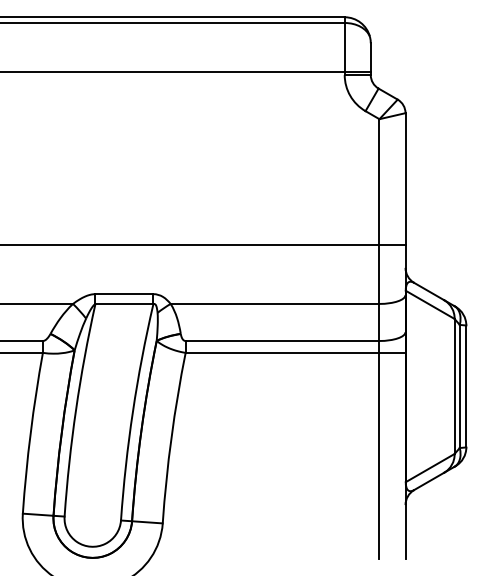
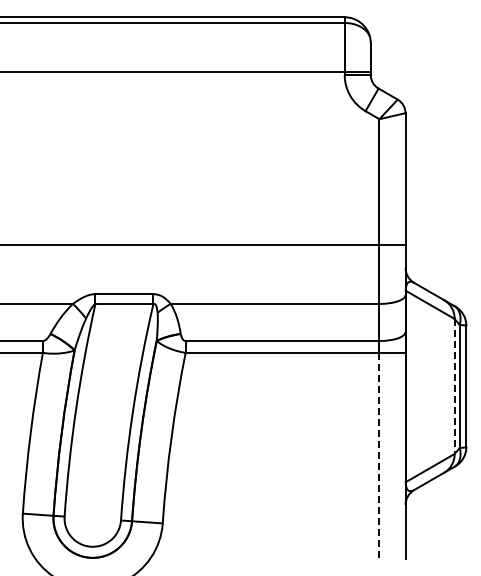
line: solid -> dashed (454, 386)
line: solid -> dashed (379, 456)
